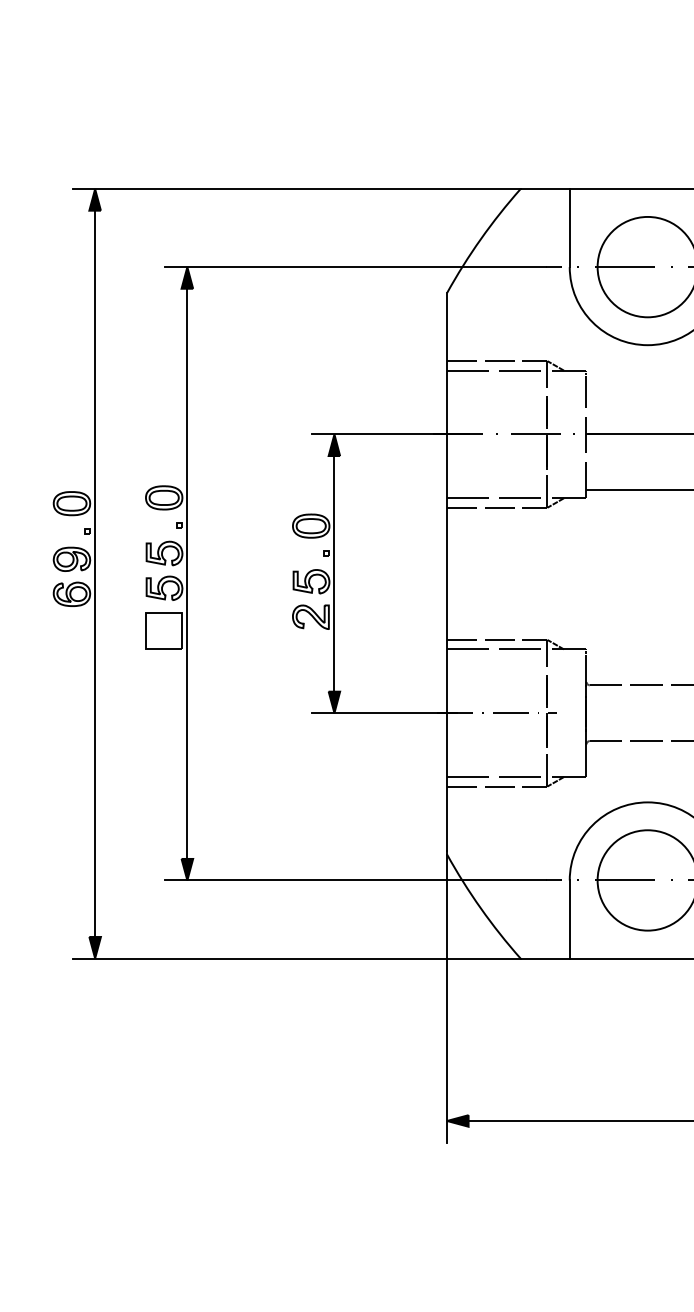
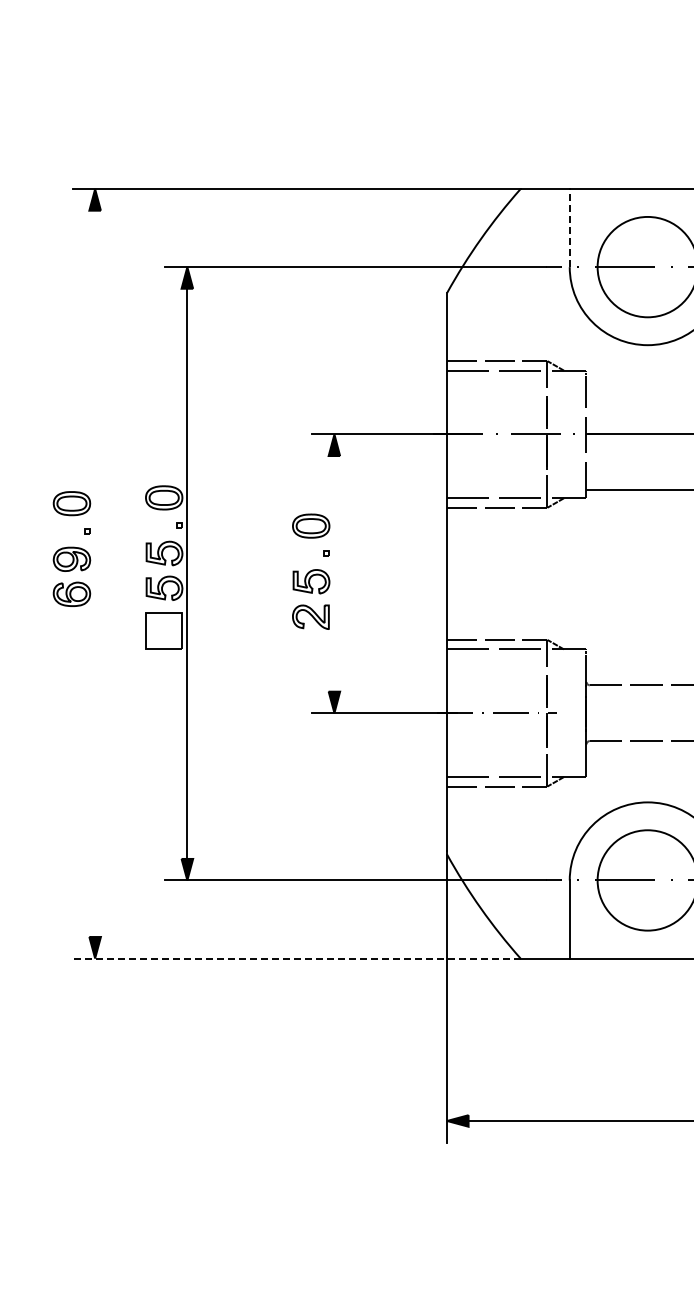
line: solid -> dashed (569, 227)
line: present -> none (95, 573)
line: present -> none (334, 573)
line: solid -> dashed (296, 958)
